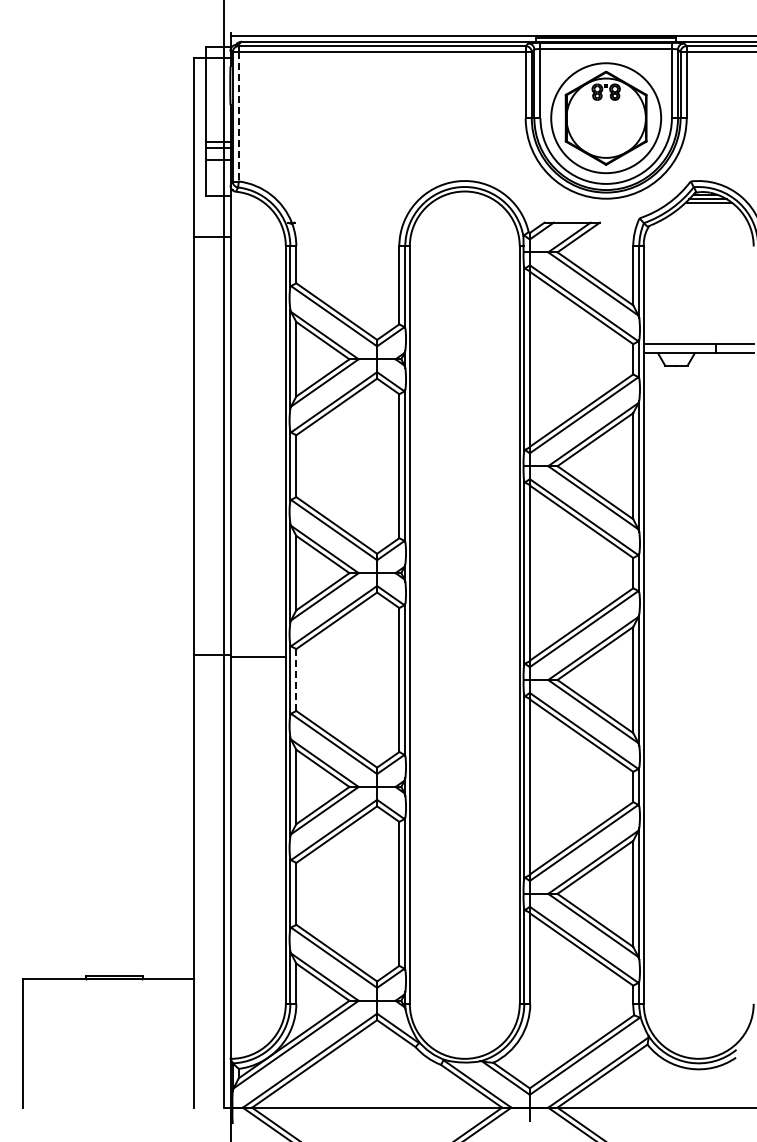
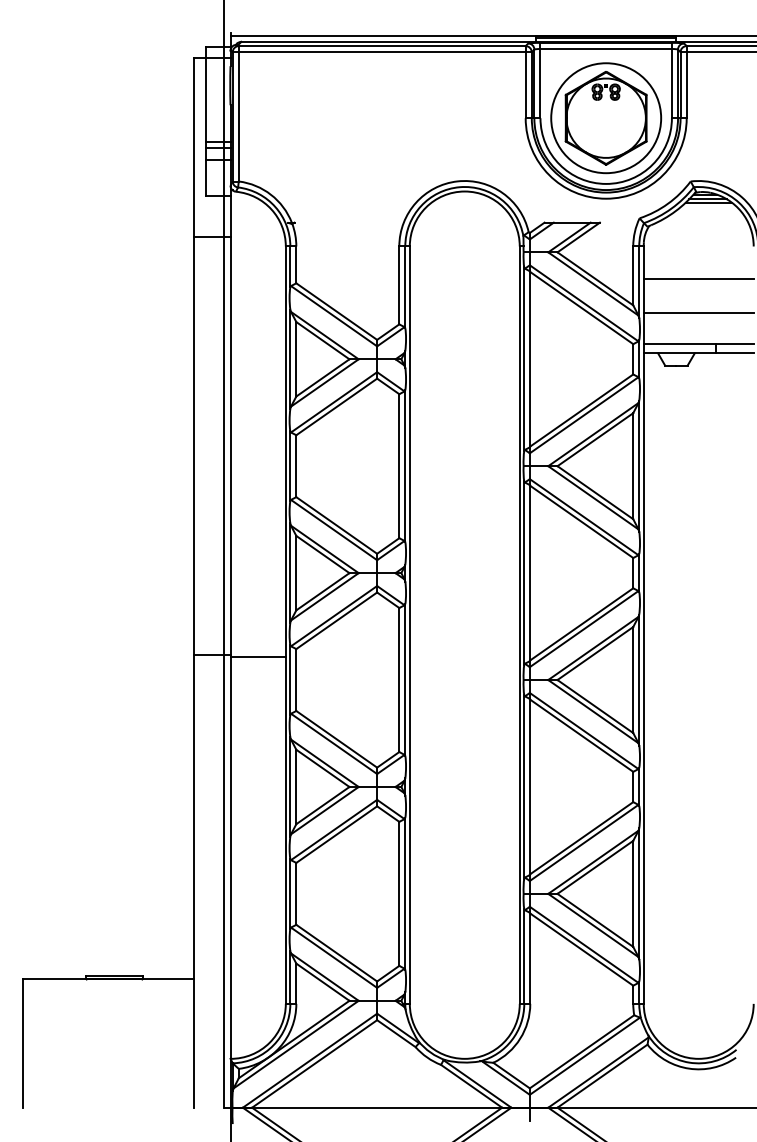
line: dashed -> solid (238, 116)
line: none -> present (698, 279)
line: none -> present (698, 312)
line: dashed -> solid (296, 680)
